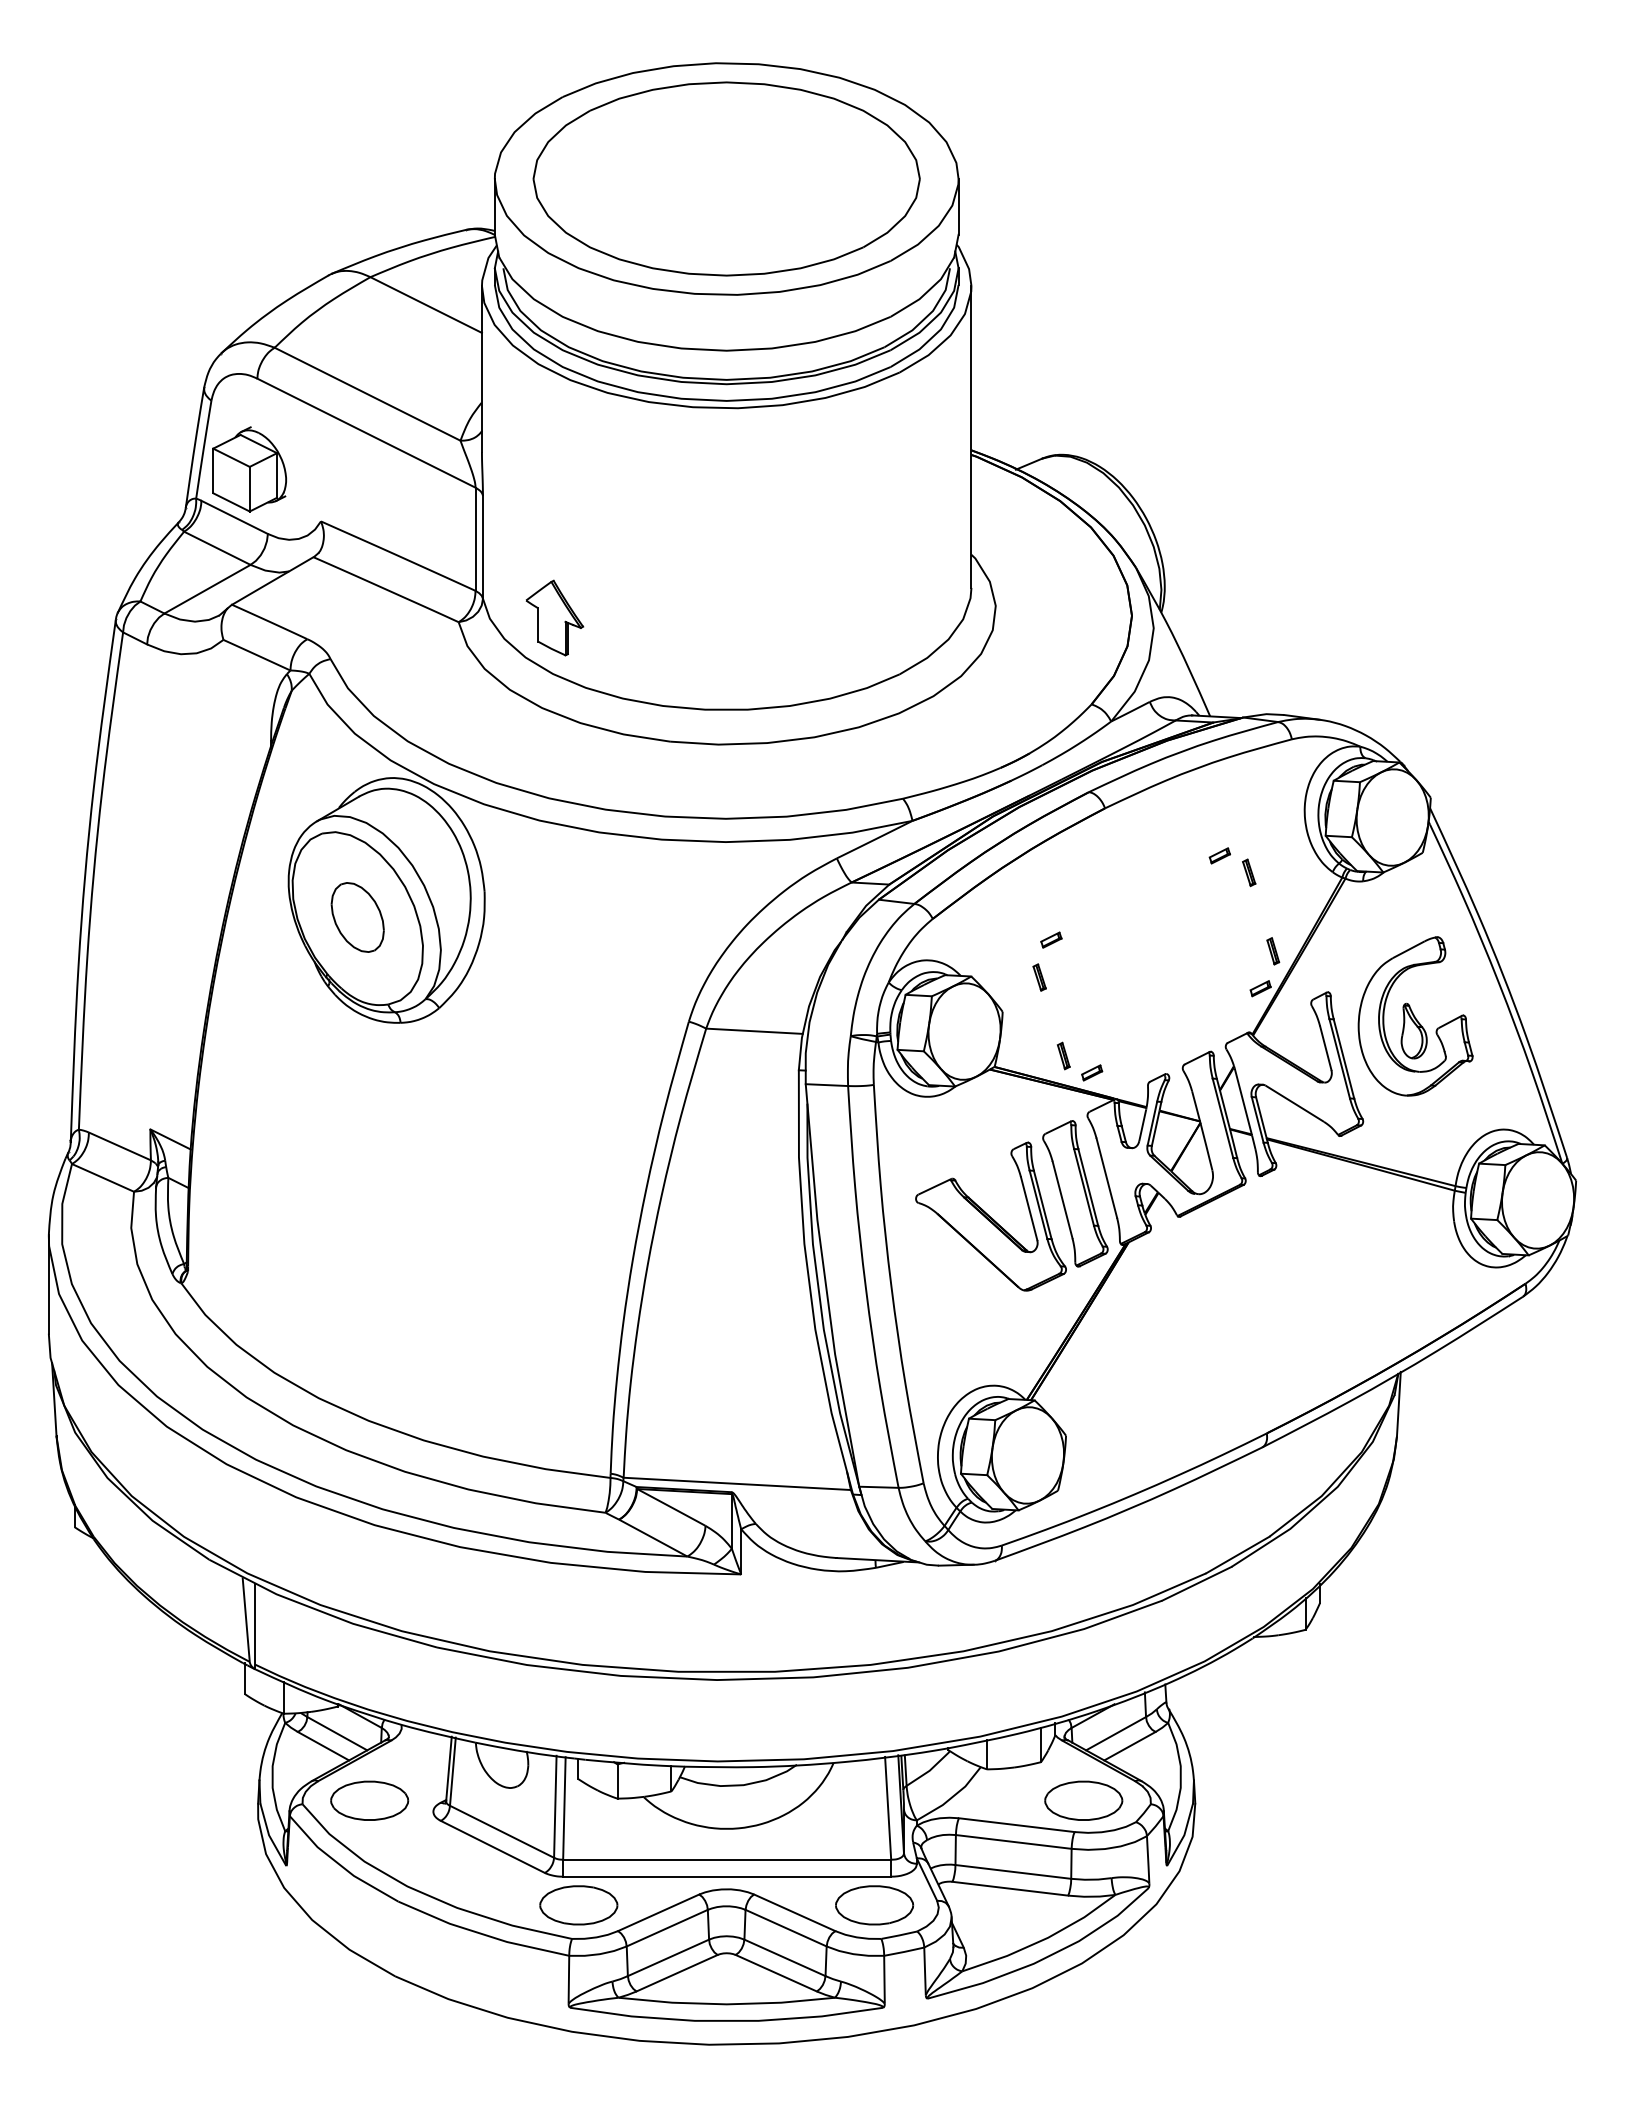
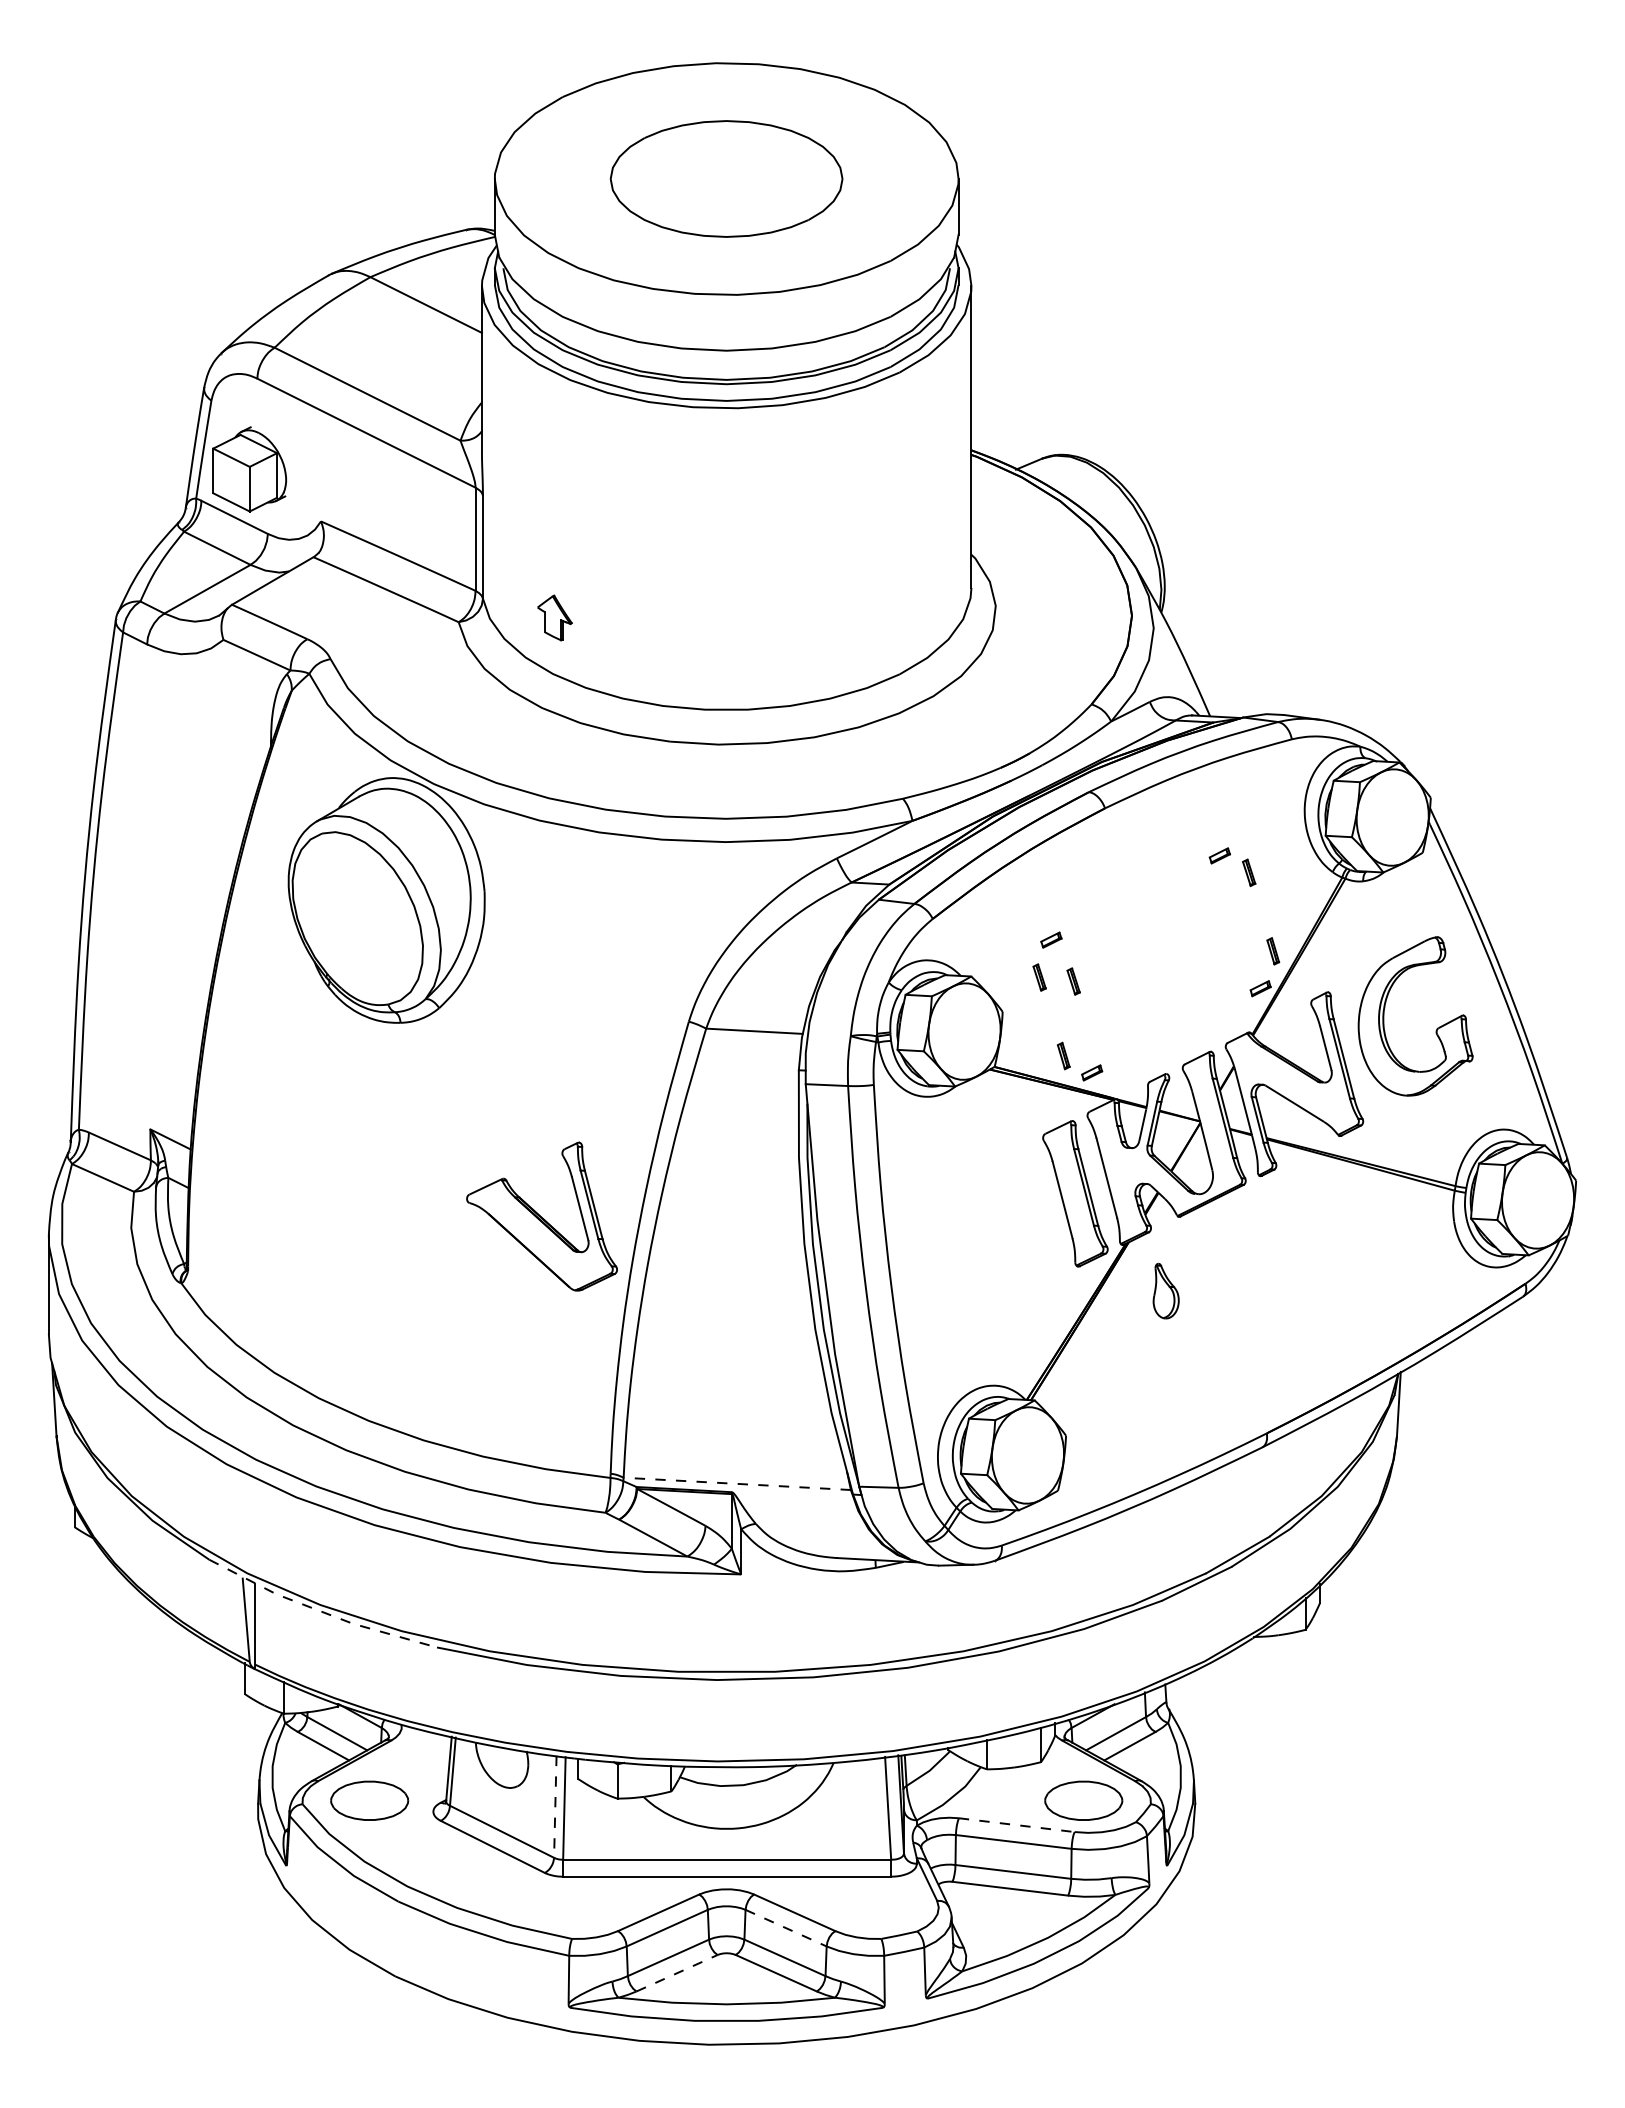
part size: 389x196 px -> 235x118 px (726, 178)
part size: 60x78 px -> 36x48 px (554, 617)
part: present -> none (357, 917)
part: none -> present (1073, 981)
part position: (1413, 1030) -> (1165, 1290) (1165, 1290)
part position: (990, 1216) -> (541, 1216) (541, 1216)
line: solid -> dashed (737, 1483)
line: solid -> dashed (320, 1611)
line: solid -> dashed (555, 1807)
line: solid -> dashed (1017, 1825)
part: present -> none (578, 1905)
part: present -> none (874, 1905)
line: solid -> dashed (786, 1928)
line: solid -> dashed (677, 1973)
